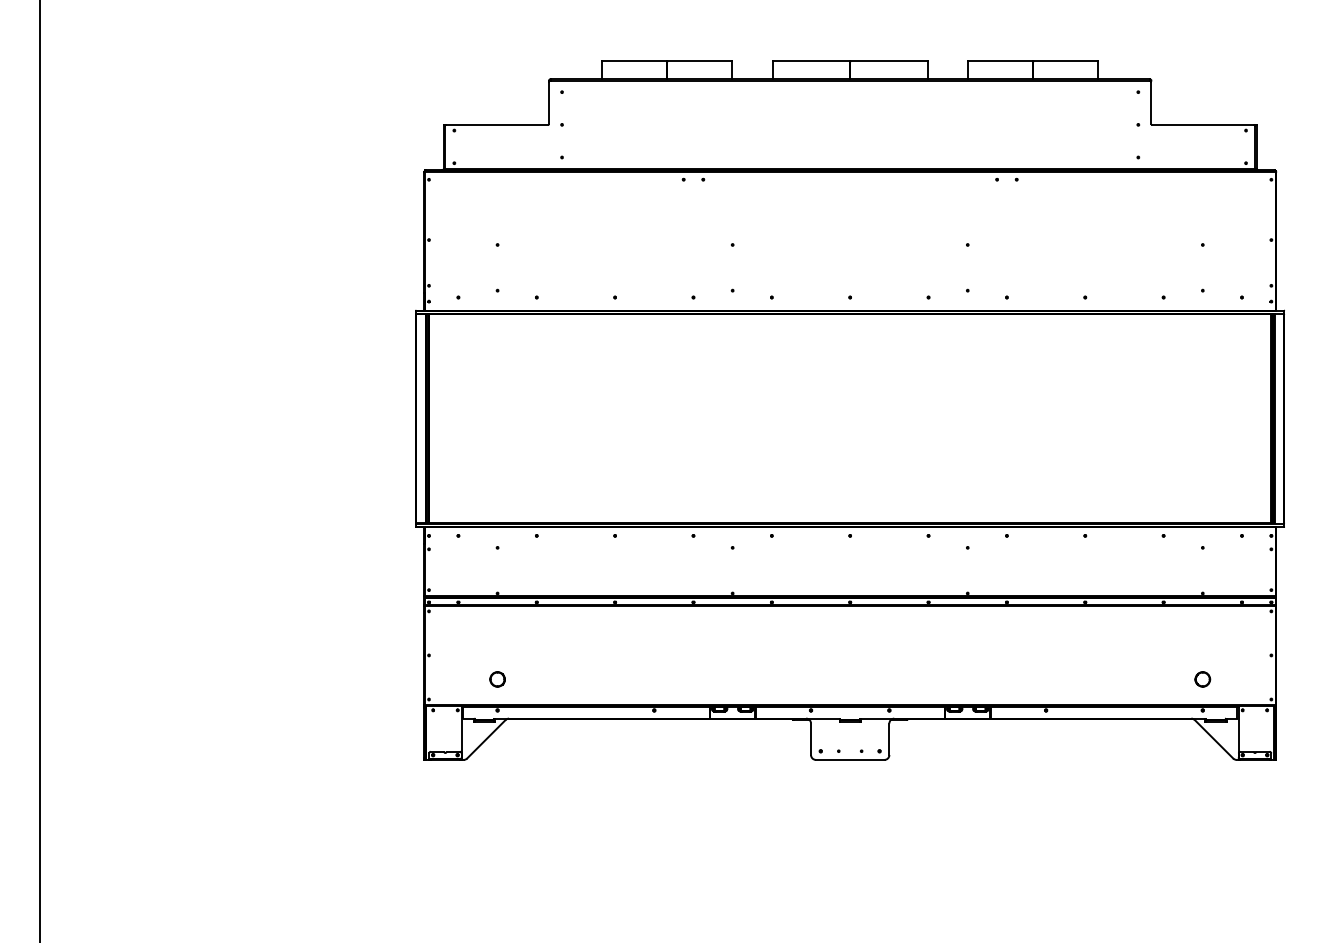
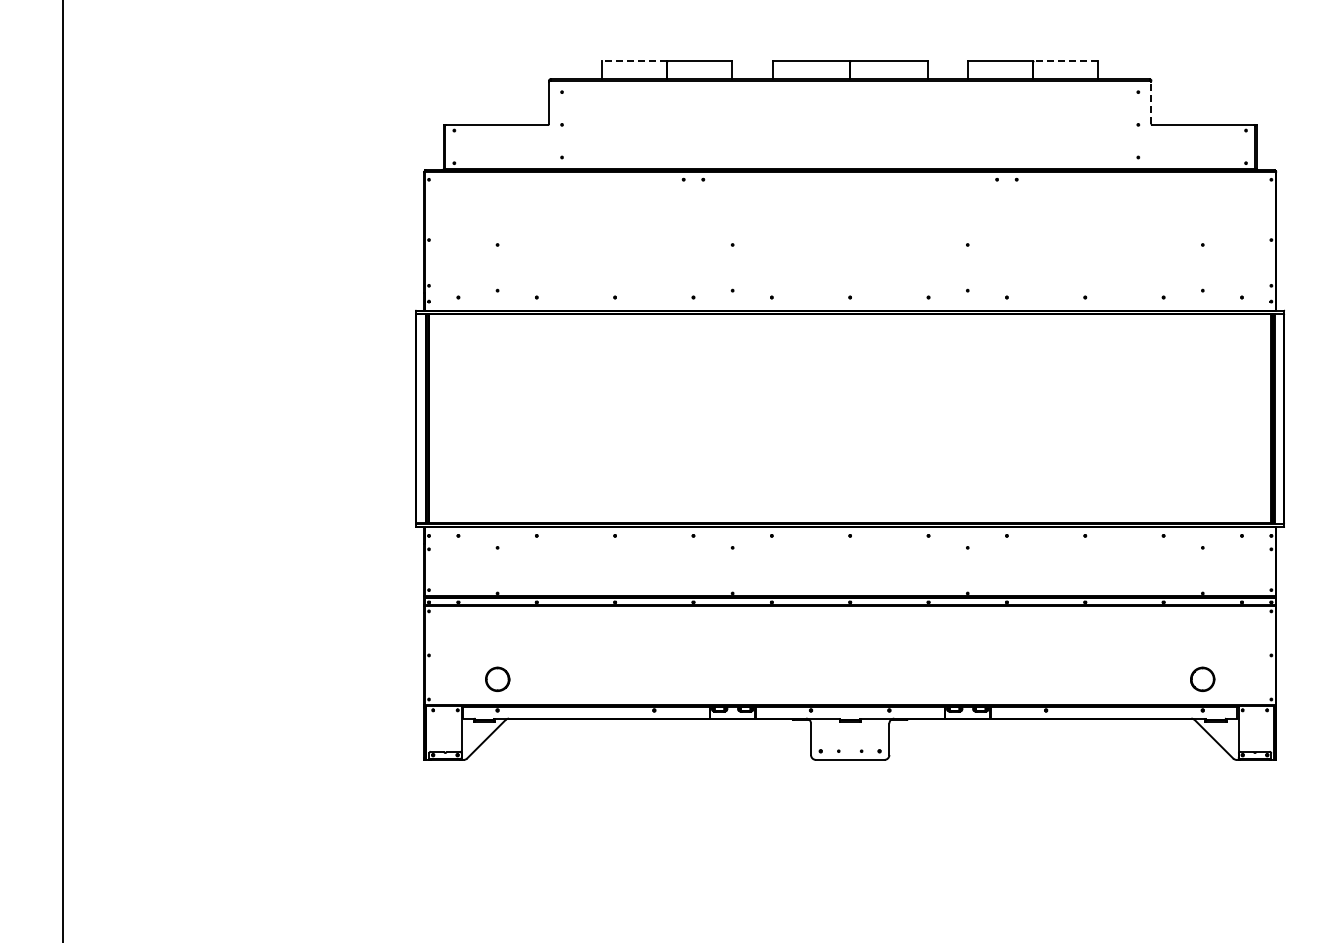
line: solid -> dashed (634, 60)
line: solid -> dashed (1065, 60)
line: solid -> dashed (1151, 102)
line position: (39, 470) -> (62, 470) (62, 470)
part size: 17x17 px -> 26x26 px (497, 678)
part size: 18x17 px -> 26x26 px (1202, 678)
